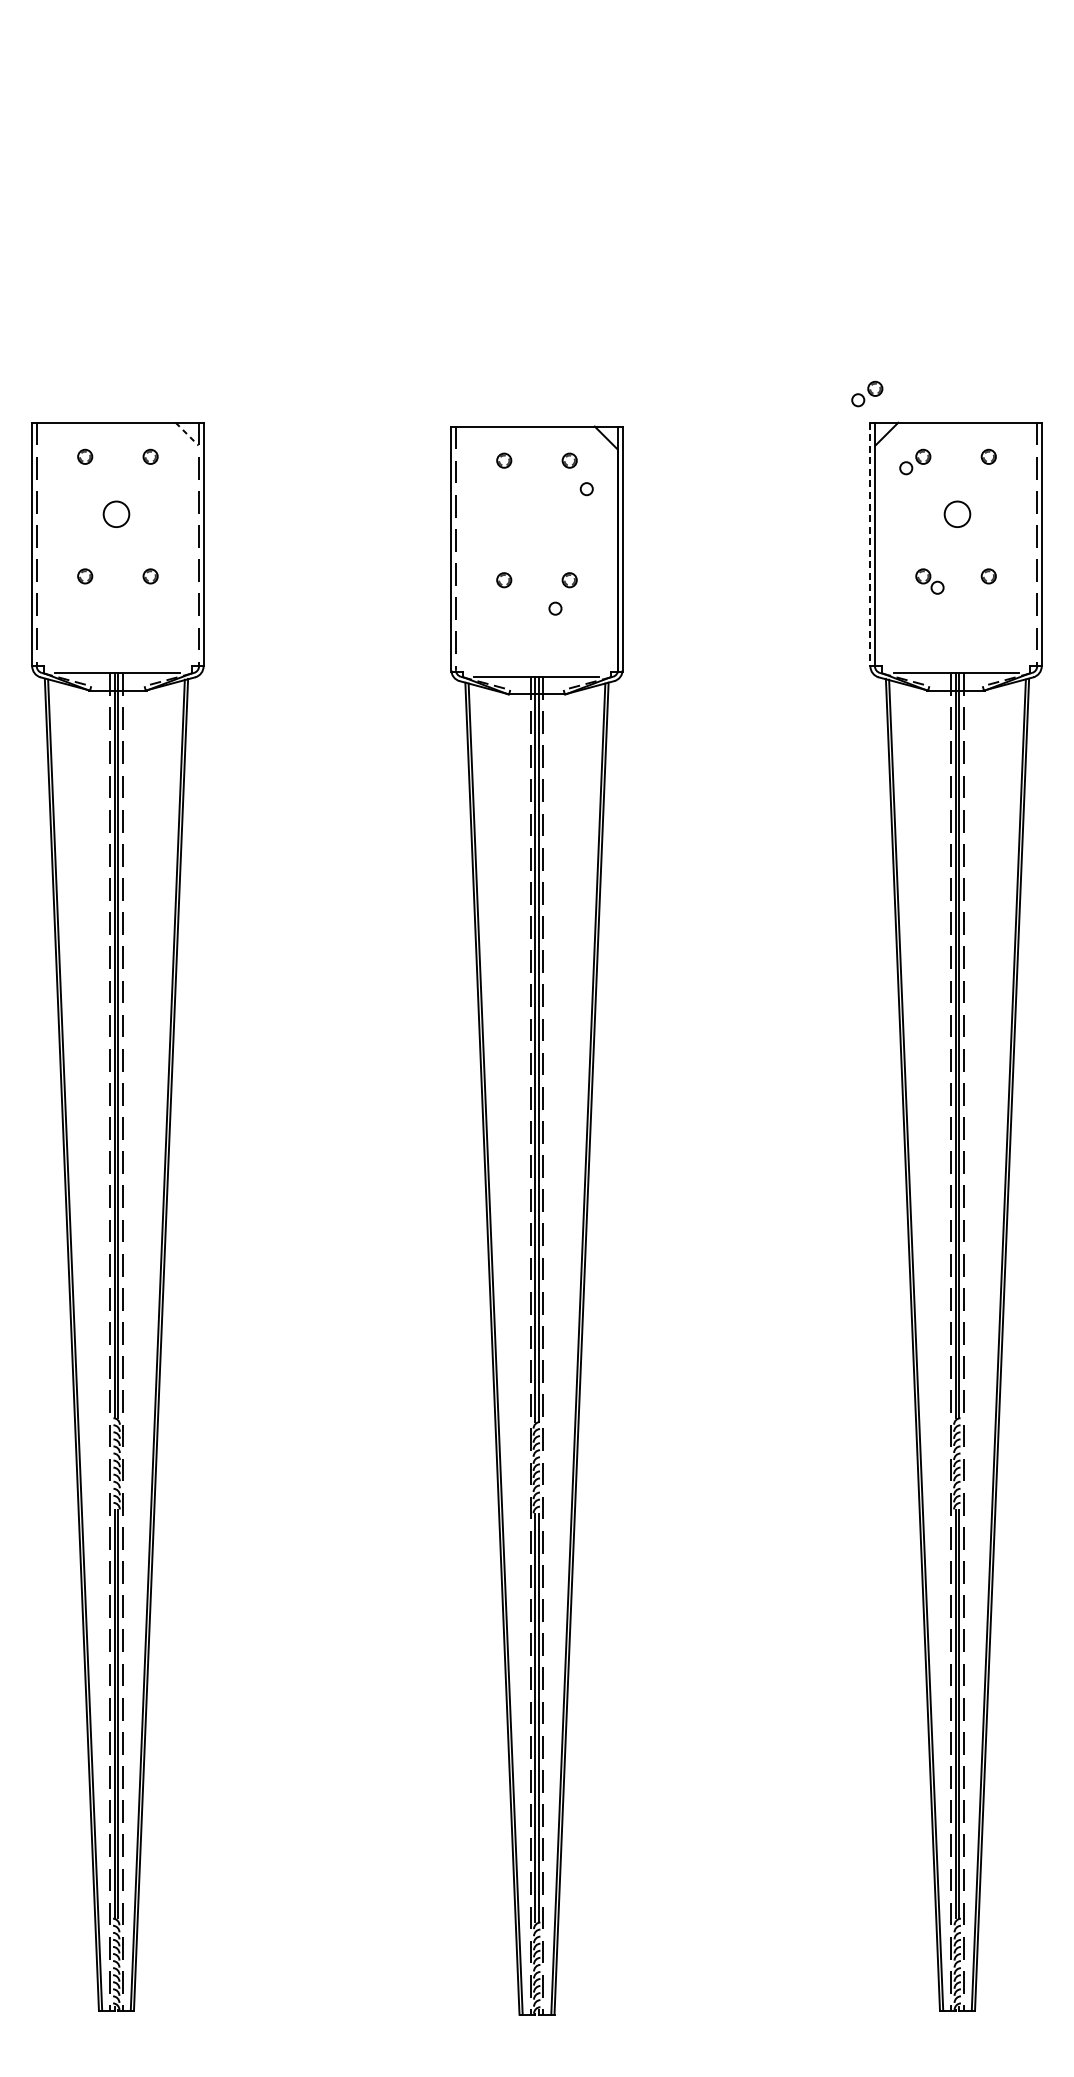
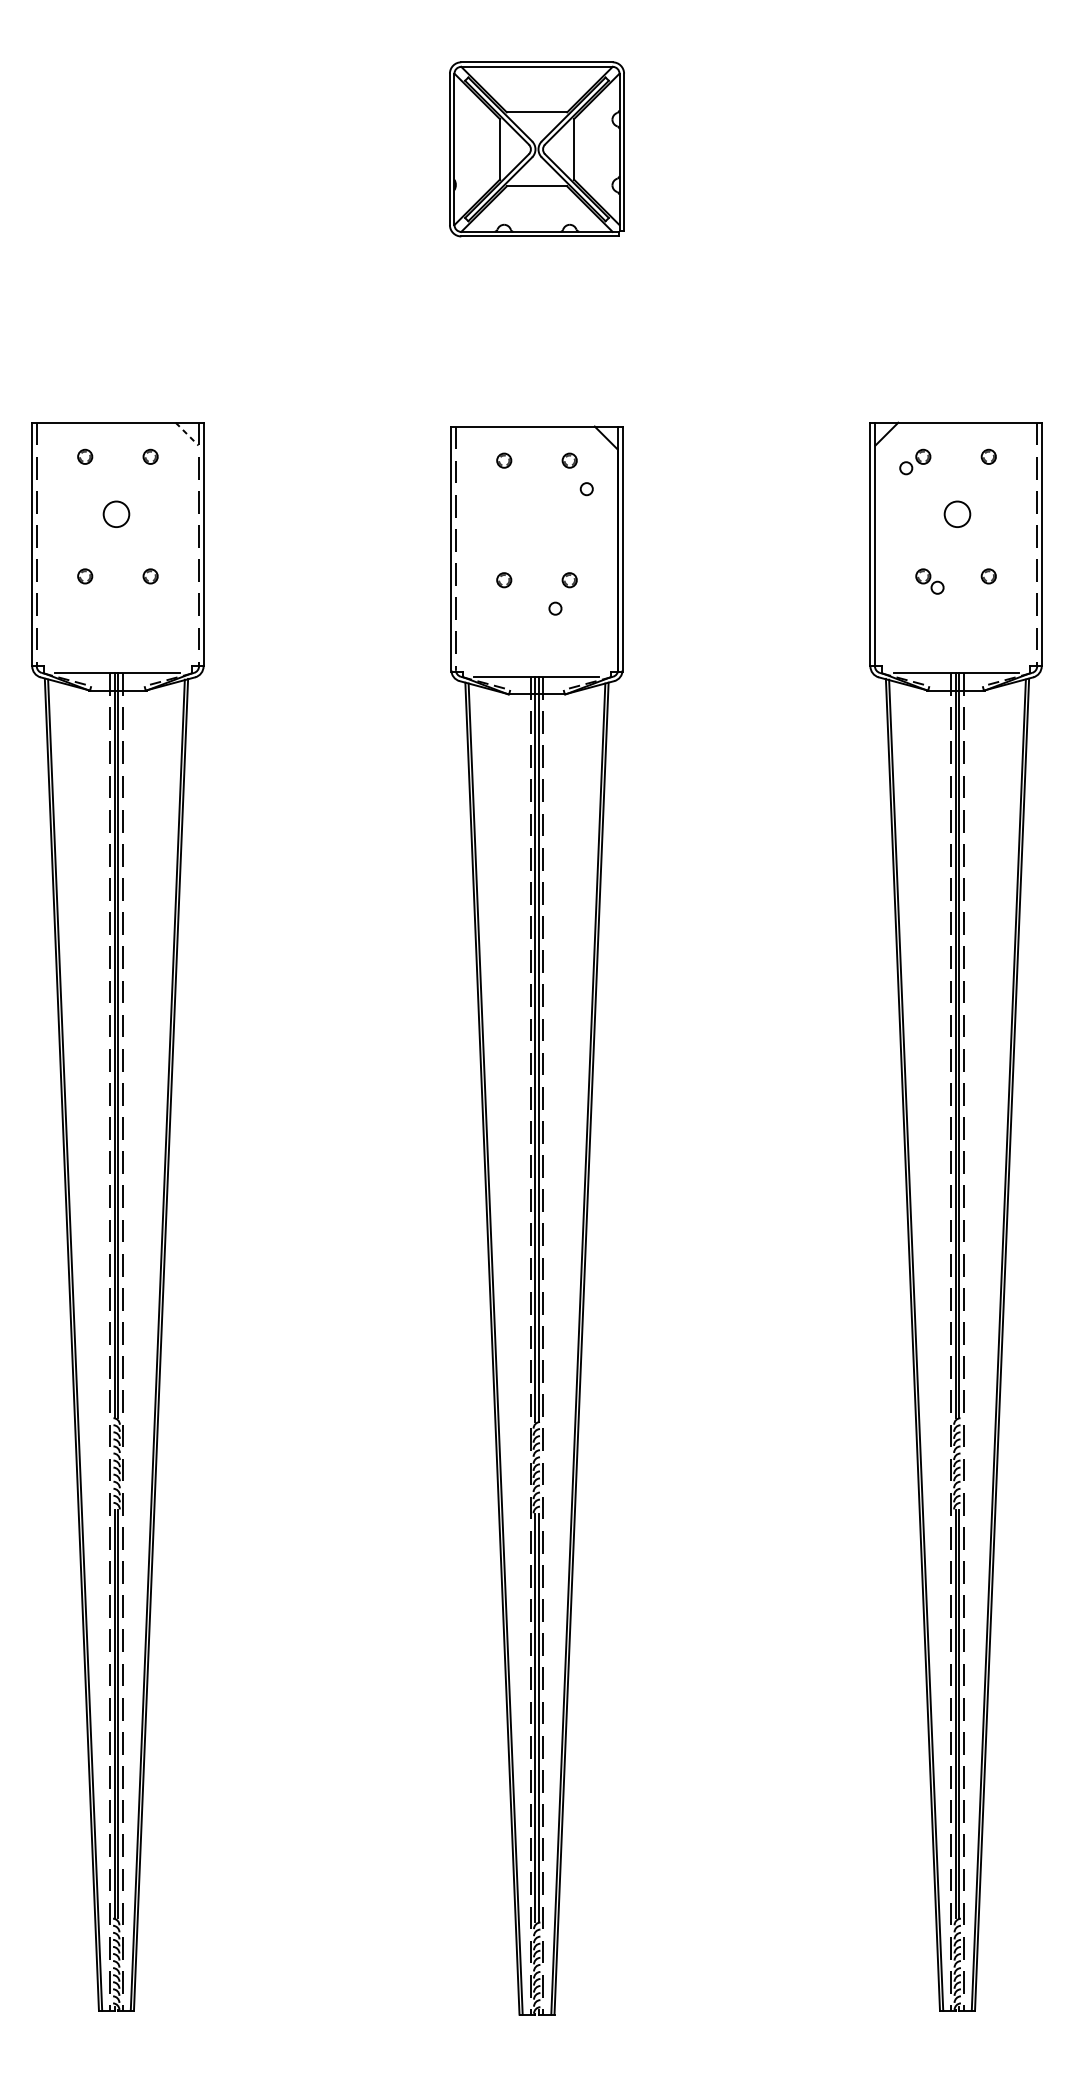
part: none -> present (536, 149)
part: present -> none (867, 393)
line: dashed -> solid (870, 544)
